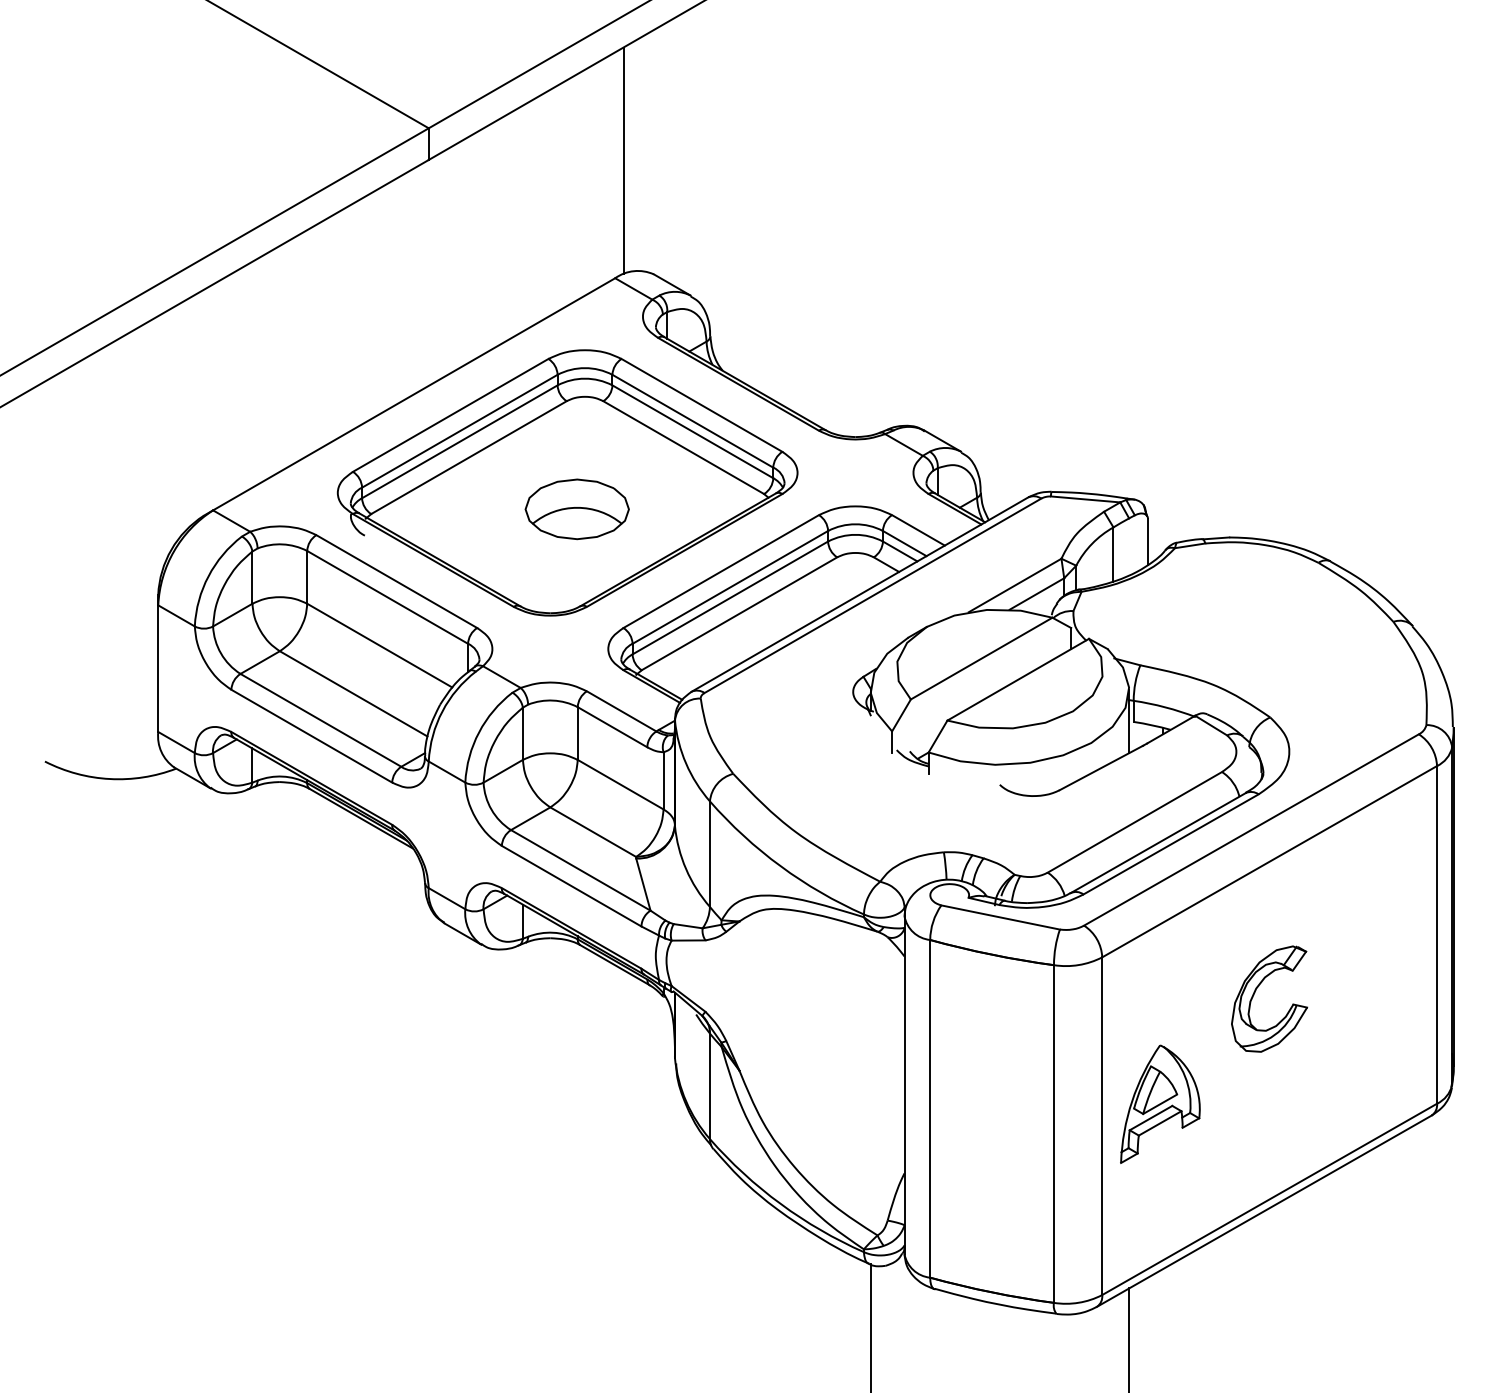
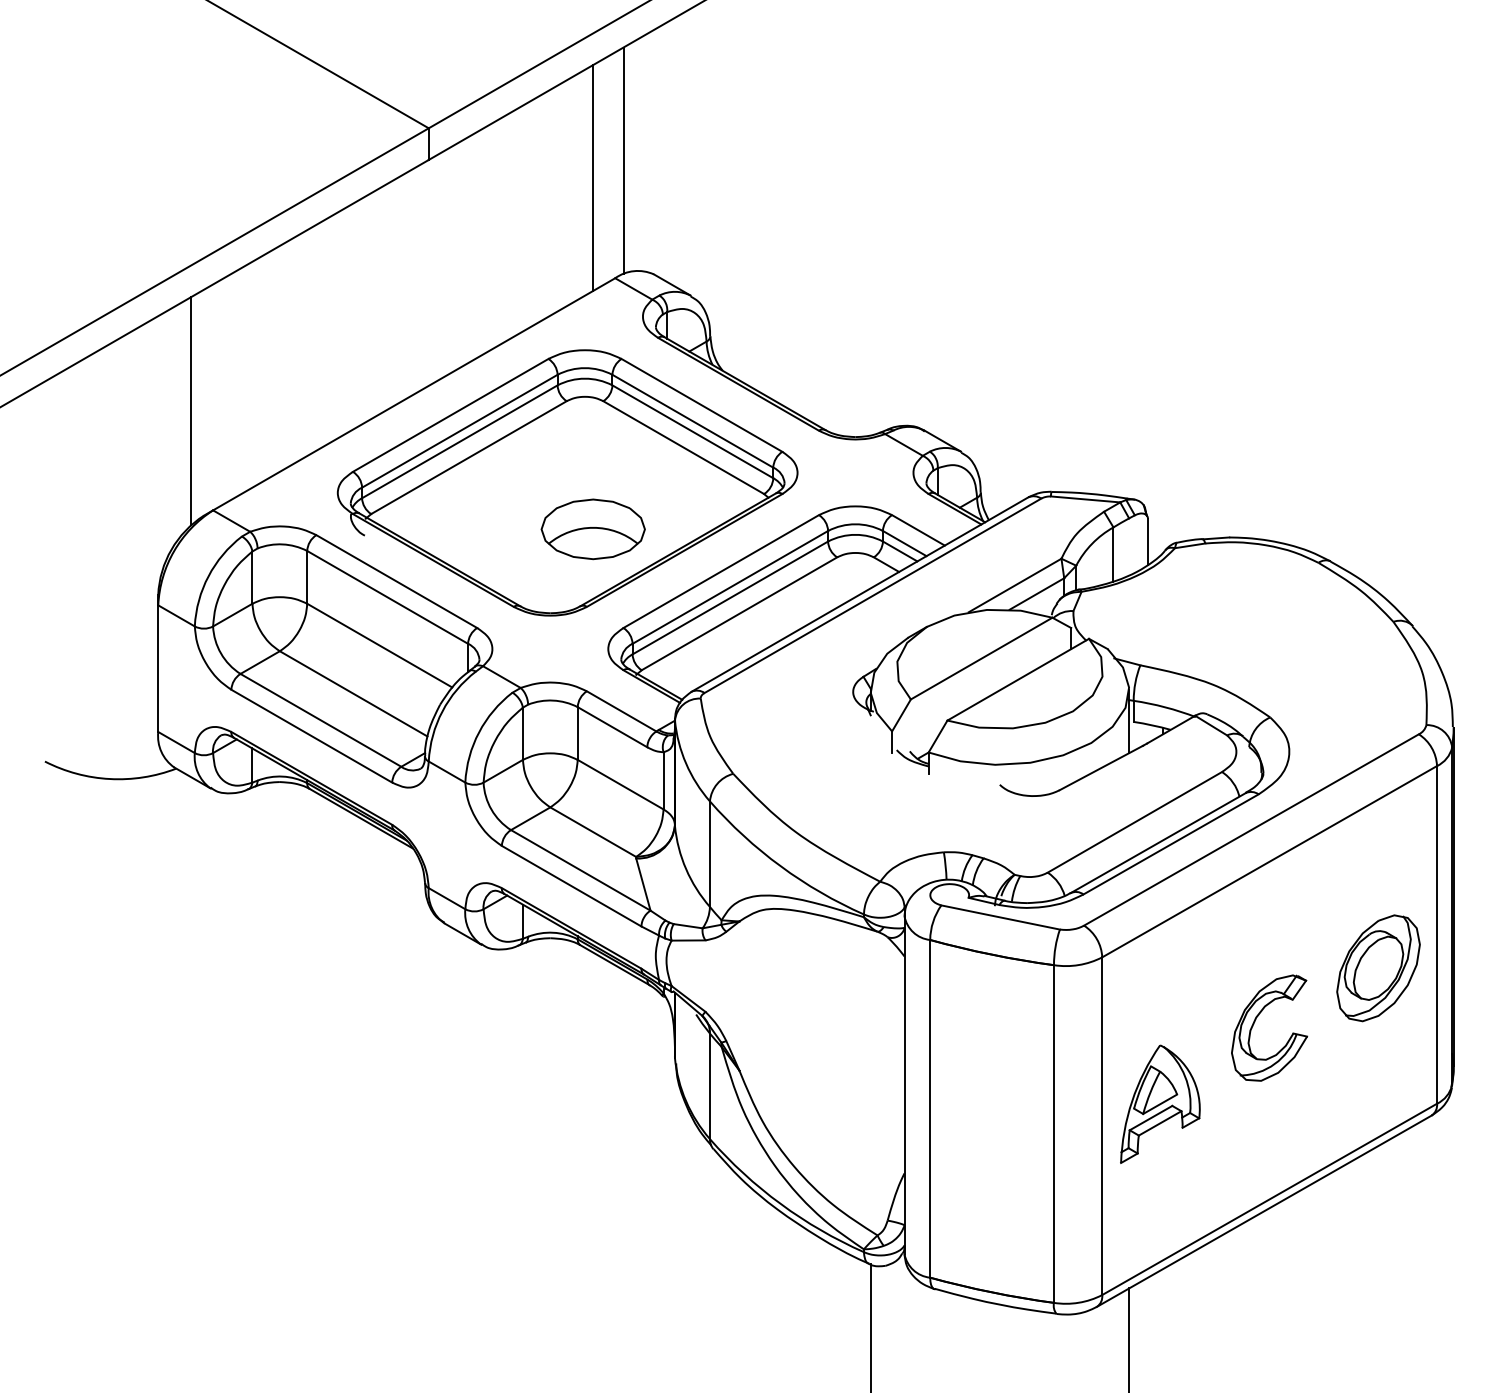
line: none -> present (593, 177)
line: none -> present (191, 411)
part position: (576, 509) -> (592, 529) (592, 529)
part: none -> present (1378, 968)
part position: (1255, 992) -> (1255, 1021) (1255, 1021)
